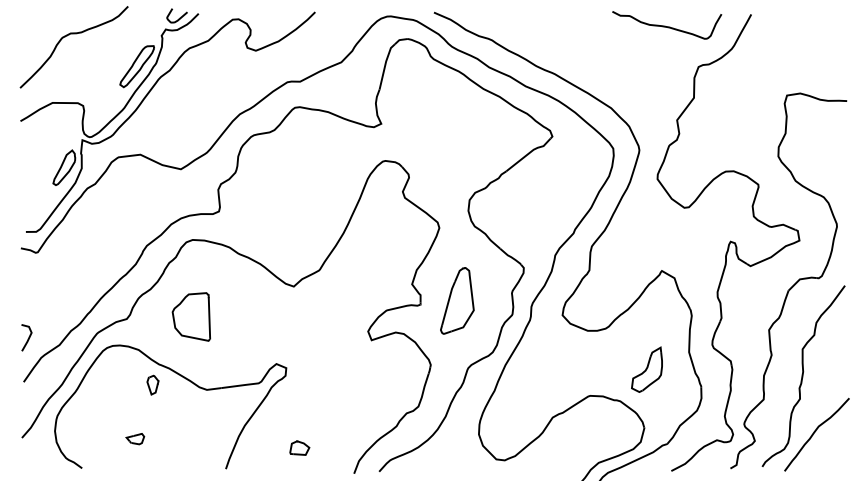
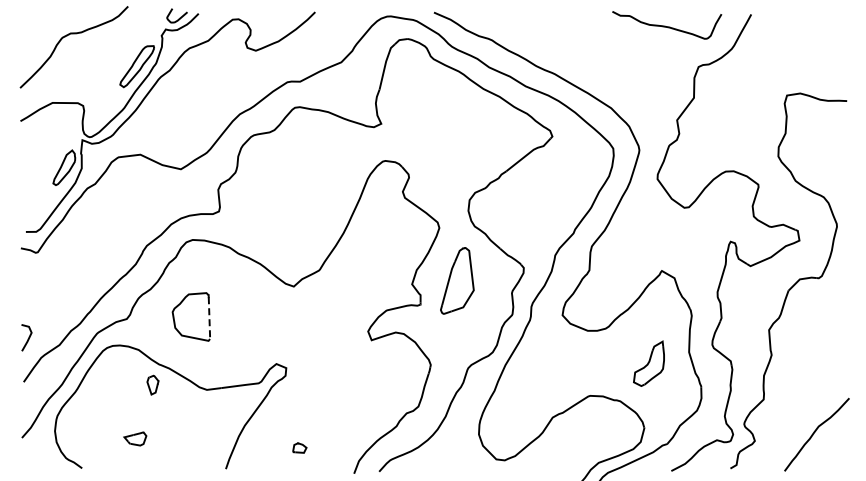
part position: (457, 300) -> (457, 280) (457, 280)
line: solid -> dashed (209, 319)
part position: (646, 369) -> (648, 363) (648, 363)
curve: present -> none (803, 375)
part size: 21x13 px -> 25x16 px (135, 438)
part size: 22x16 px -> 16x12 px (299, 447)
